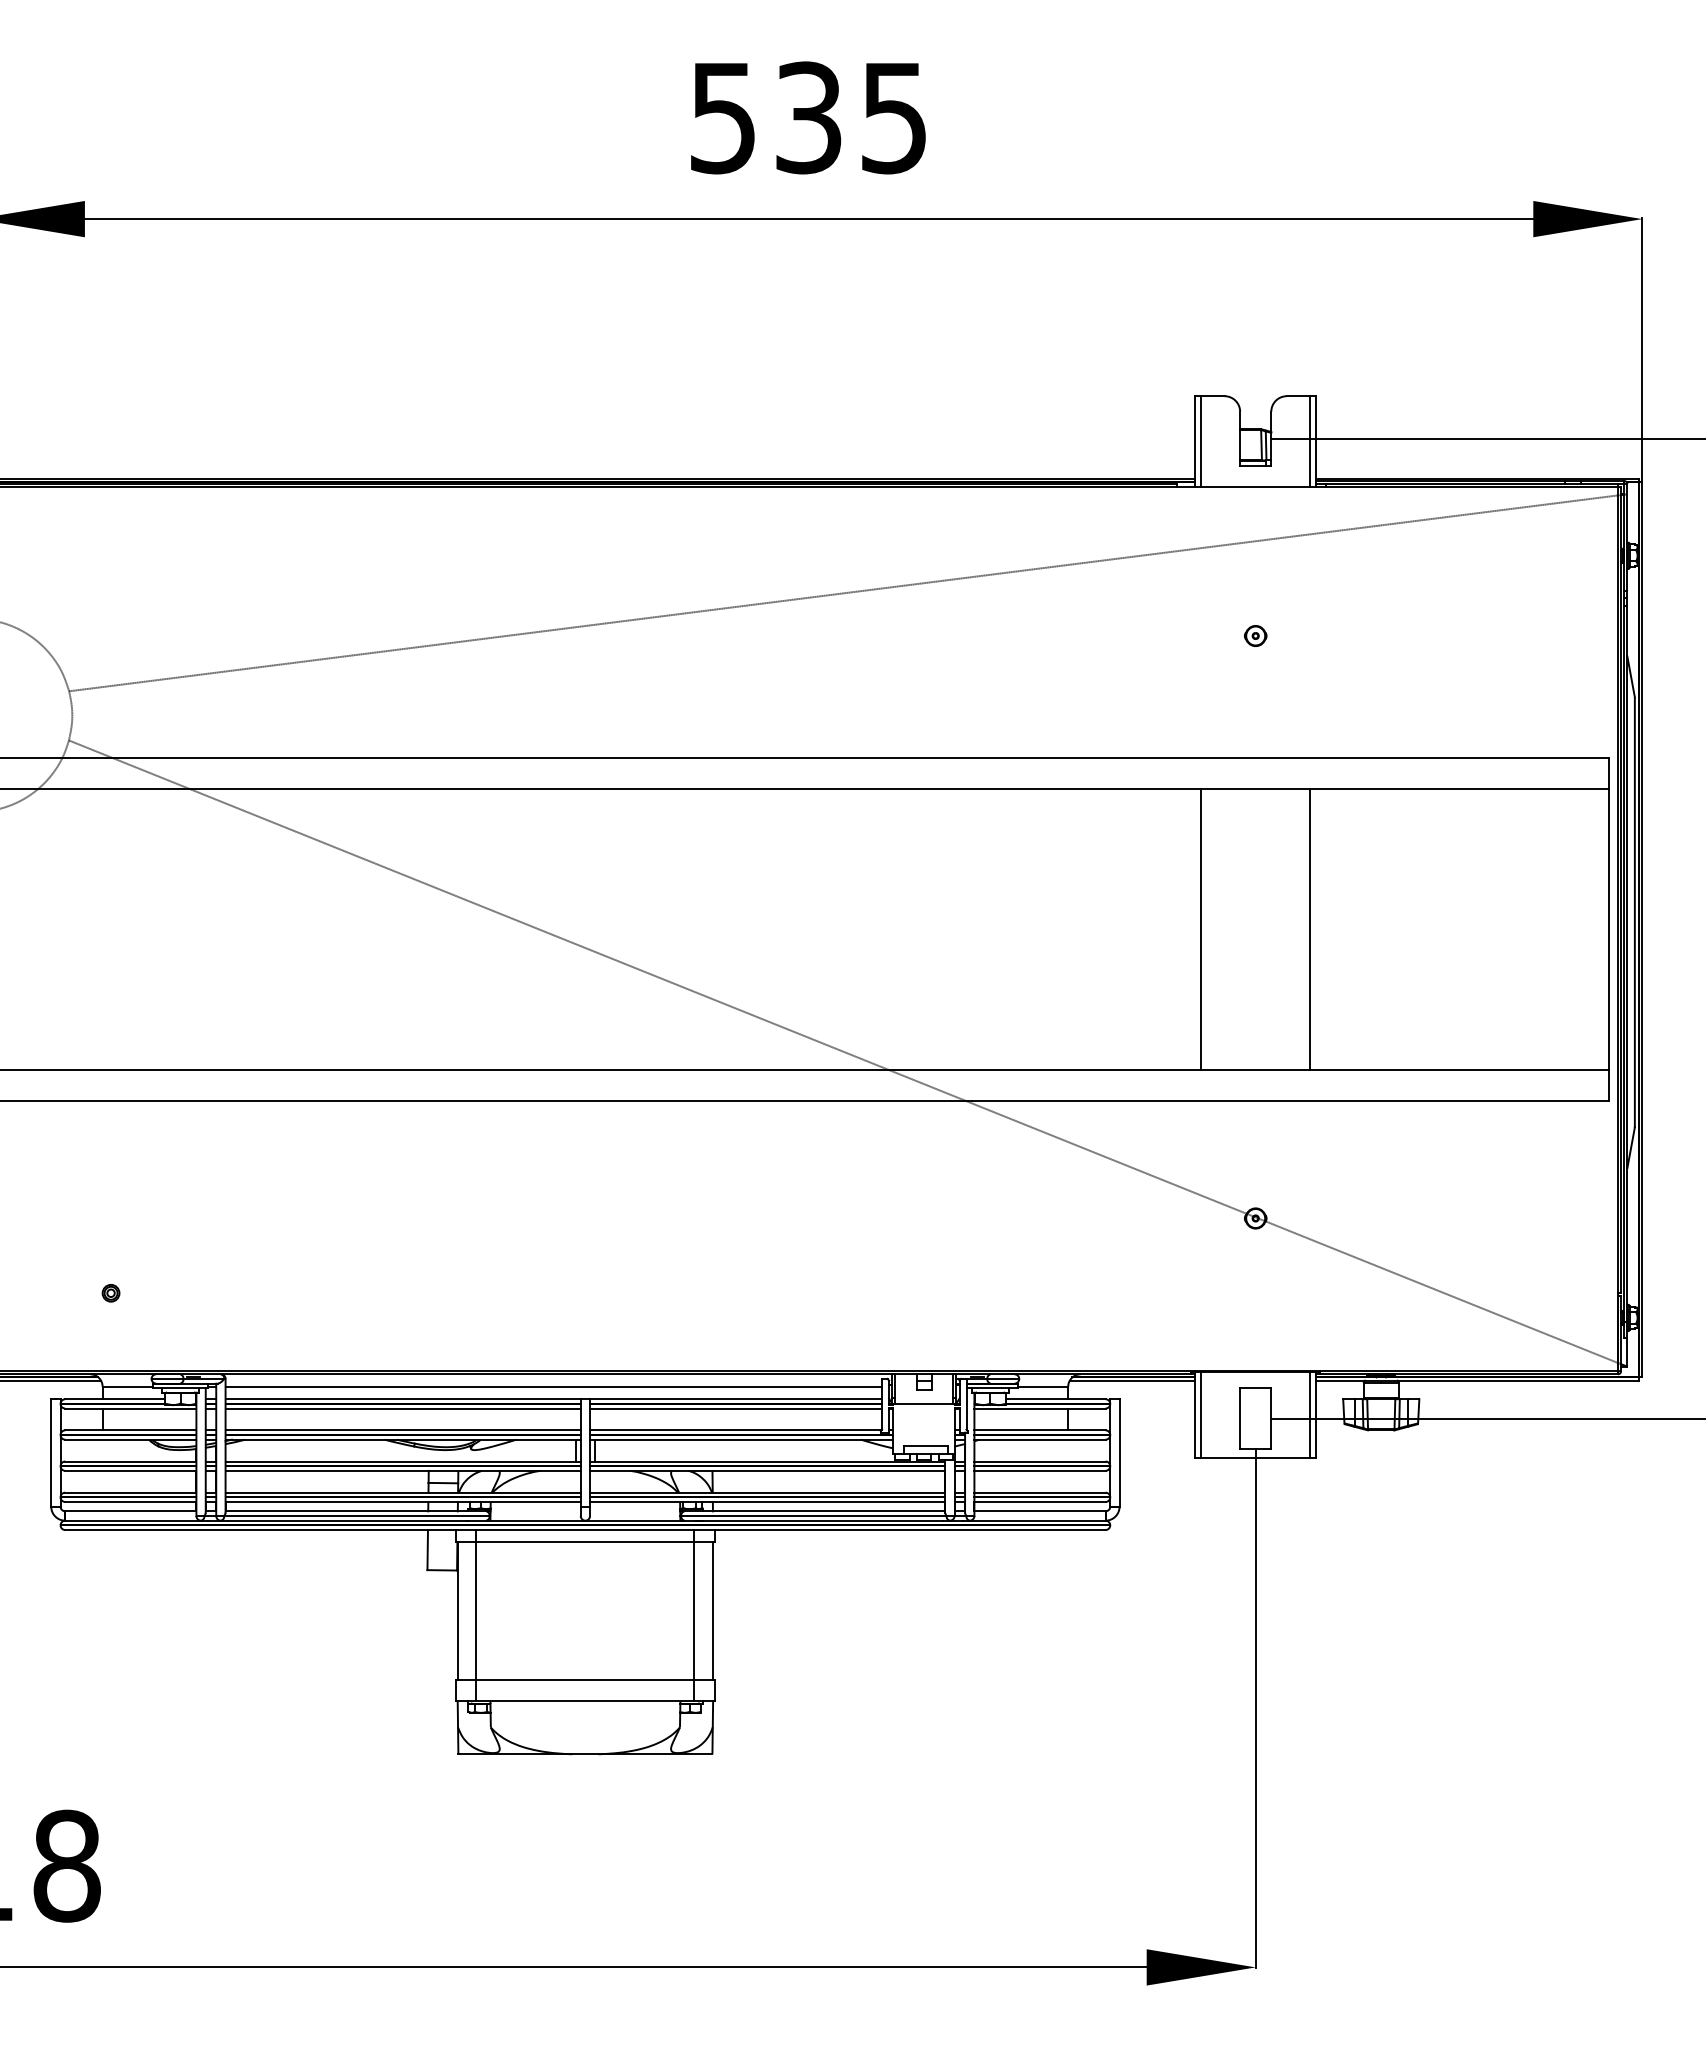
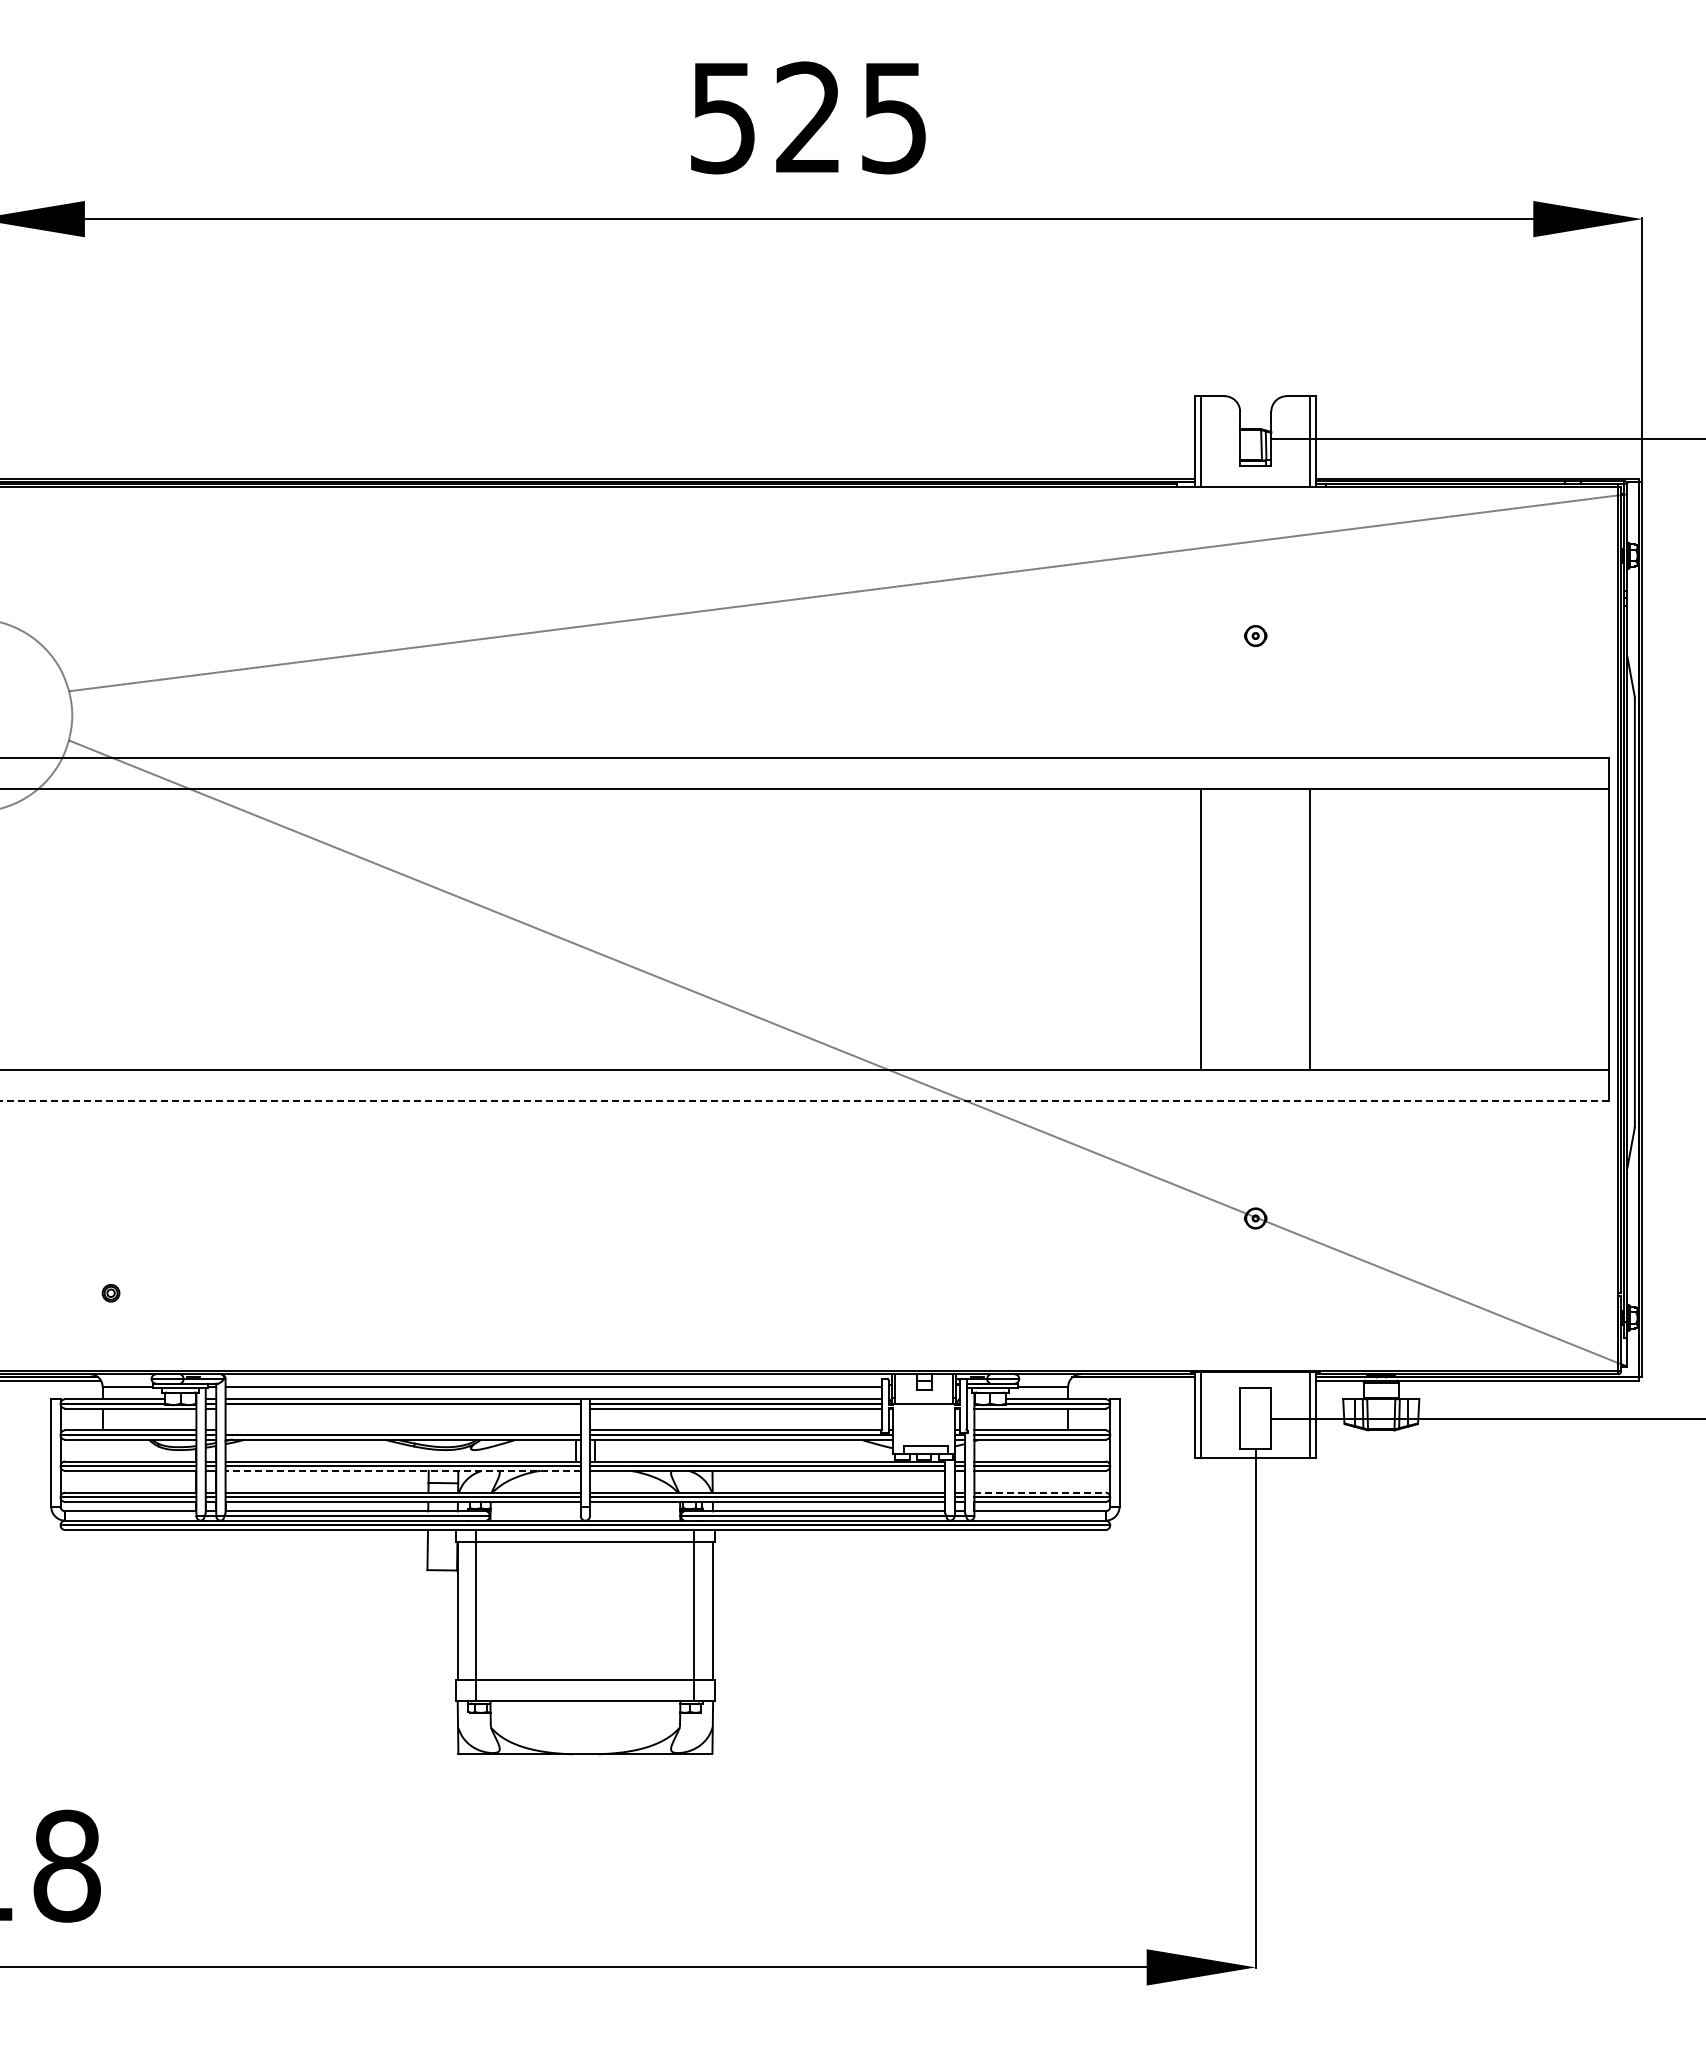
text: 535 -> 525 (808, 117)
line: solid -> dashed (803, 1100)
line: present -> none (1131, 1380)
line: present -> none (402, 1408)
line: present -> none (402, 1430)
line: solid -> dashed (403, 1470)
line: solid -> dashed (1040, 1492)
